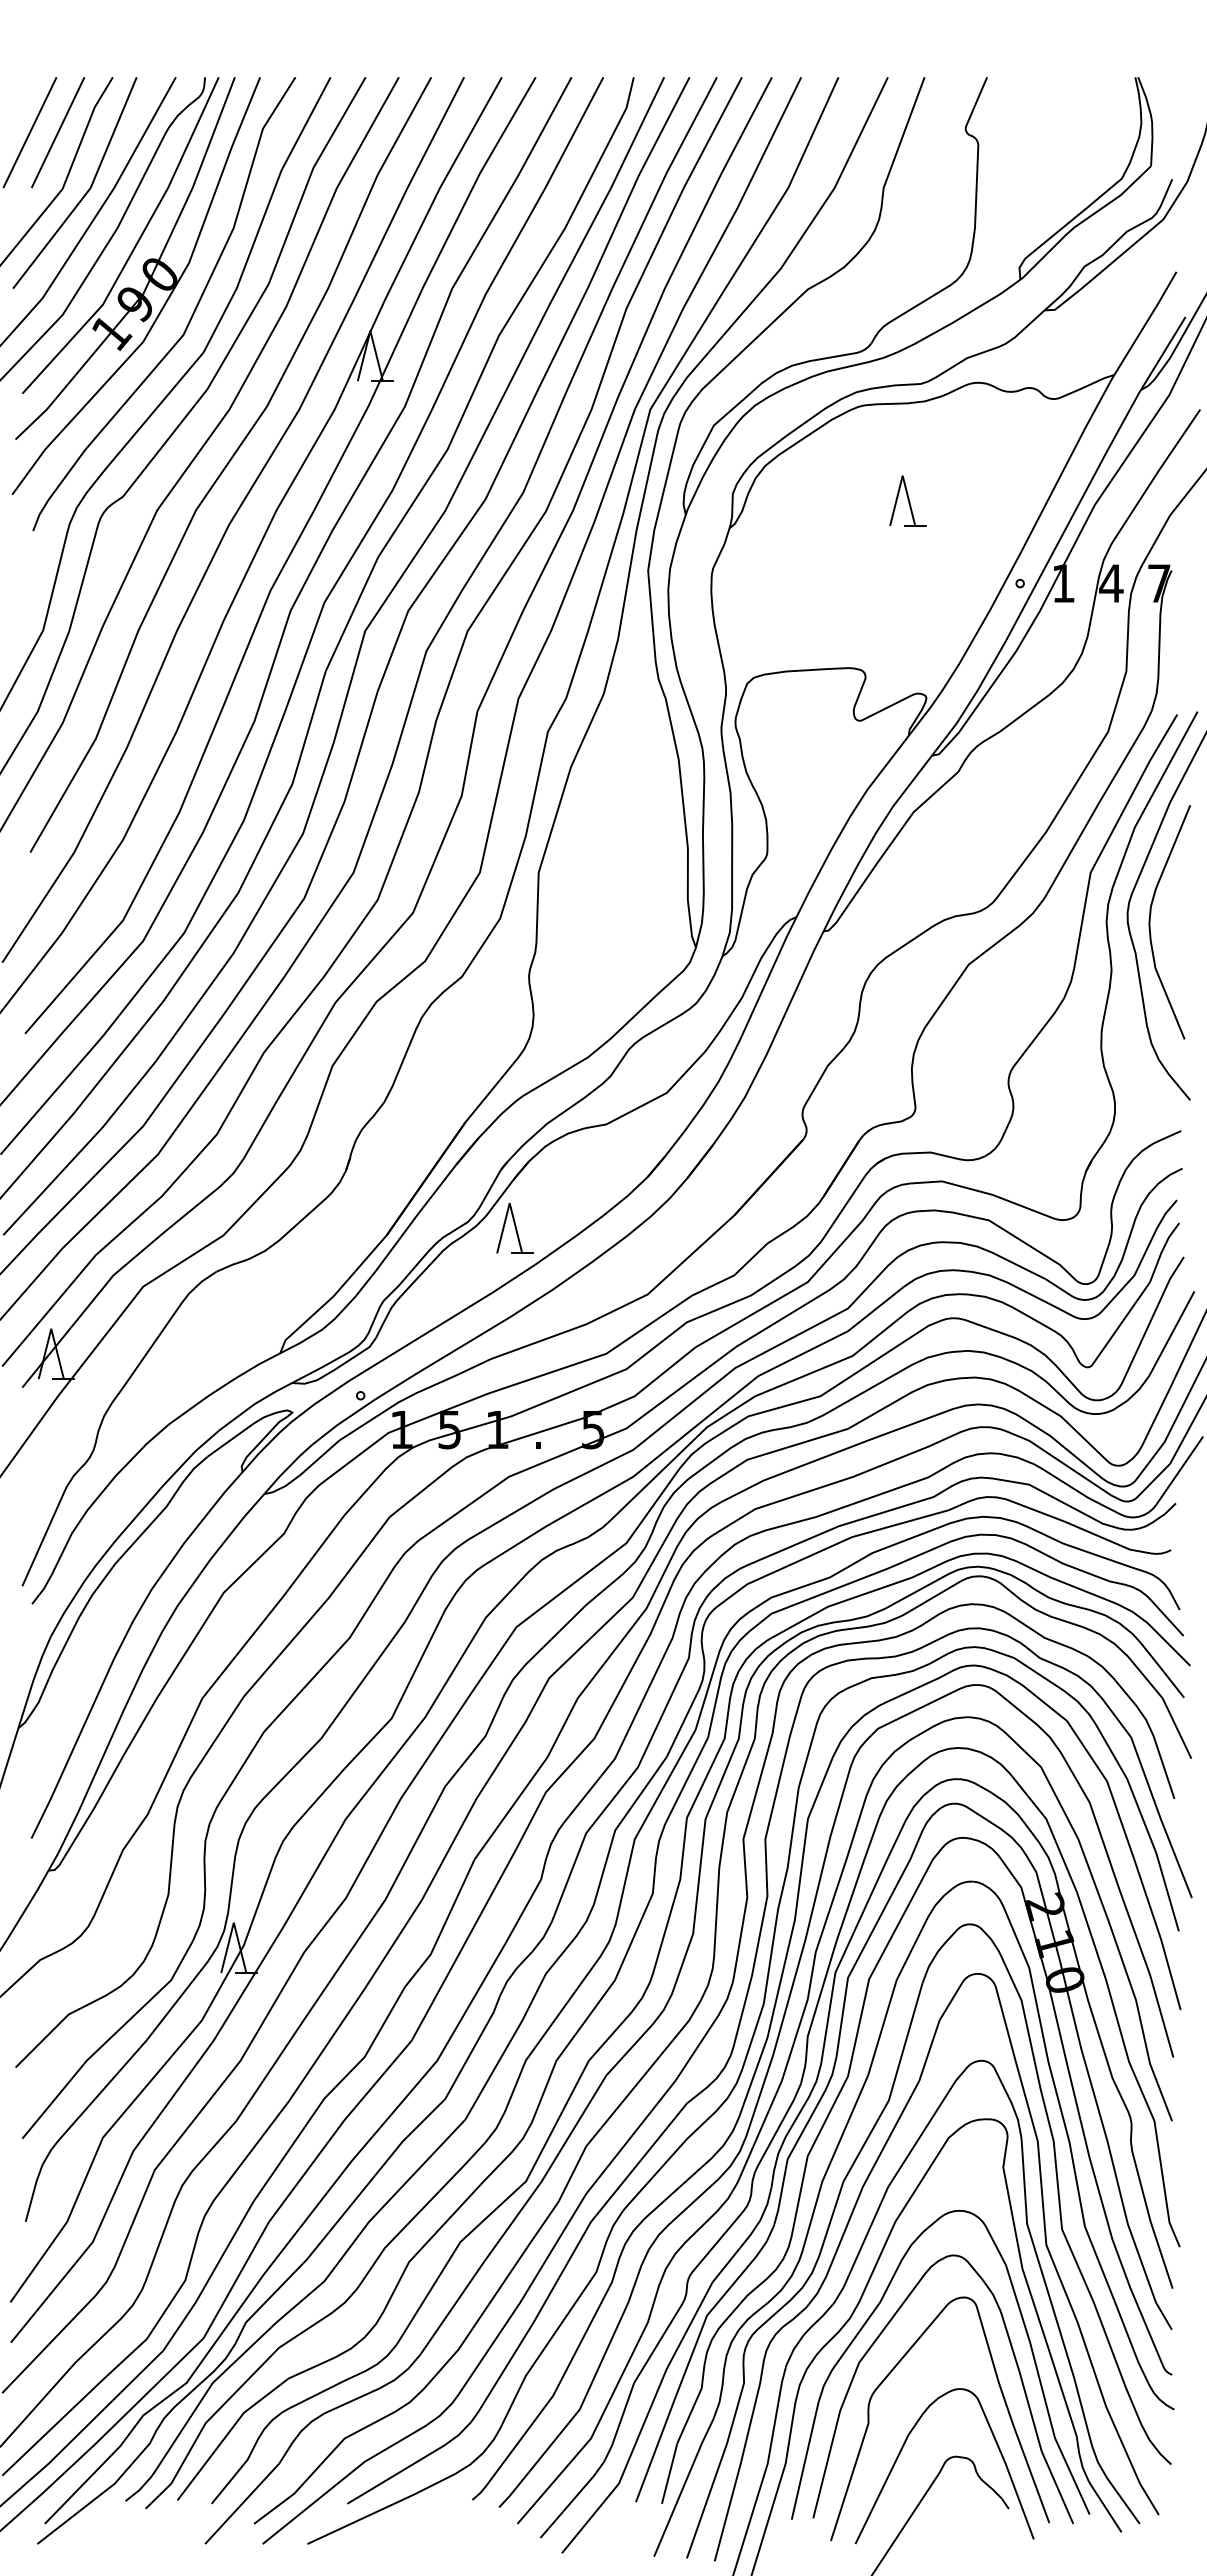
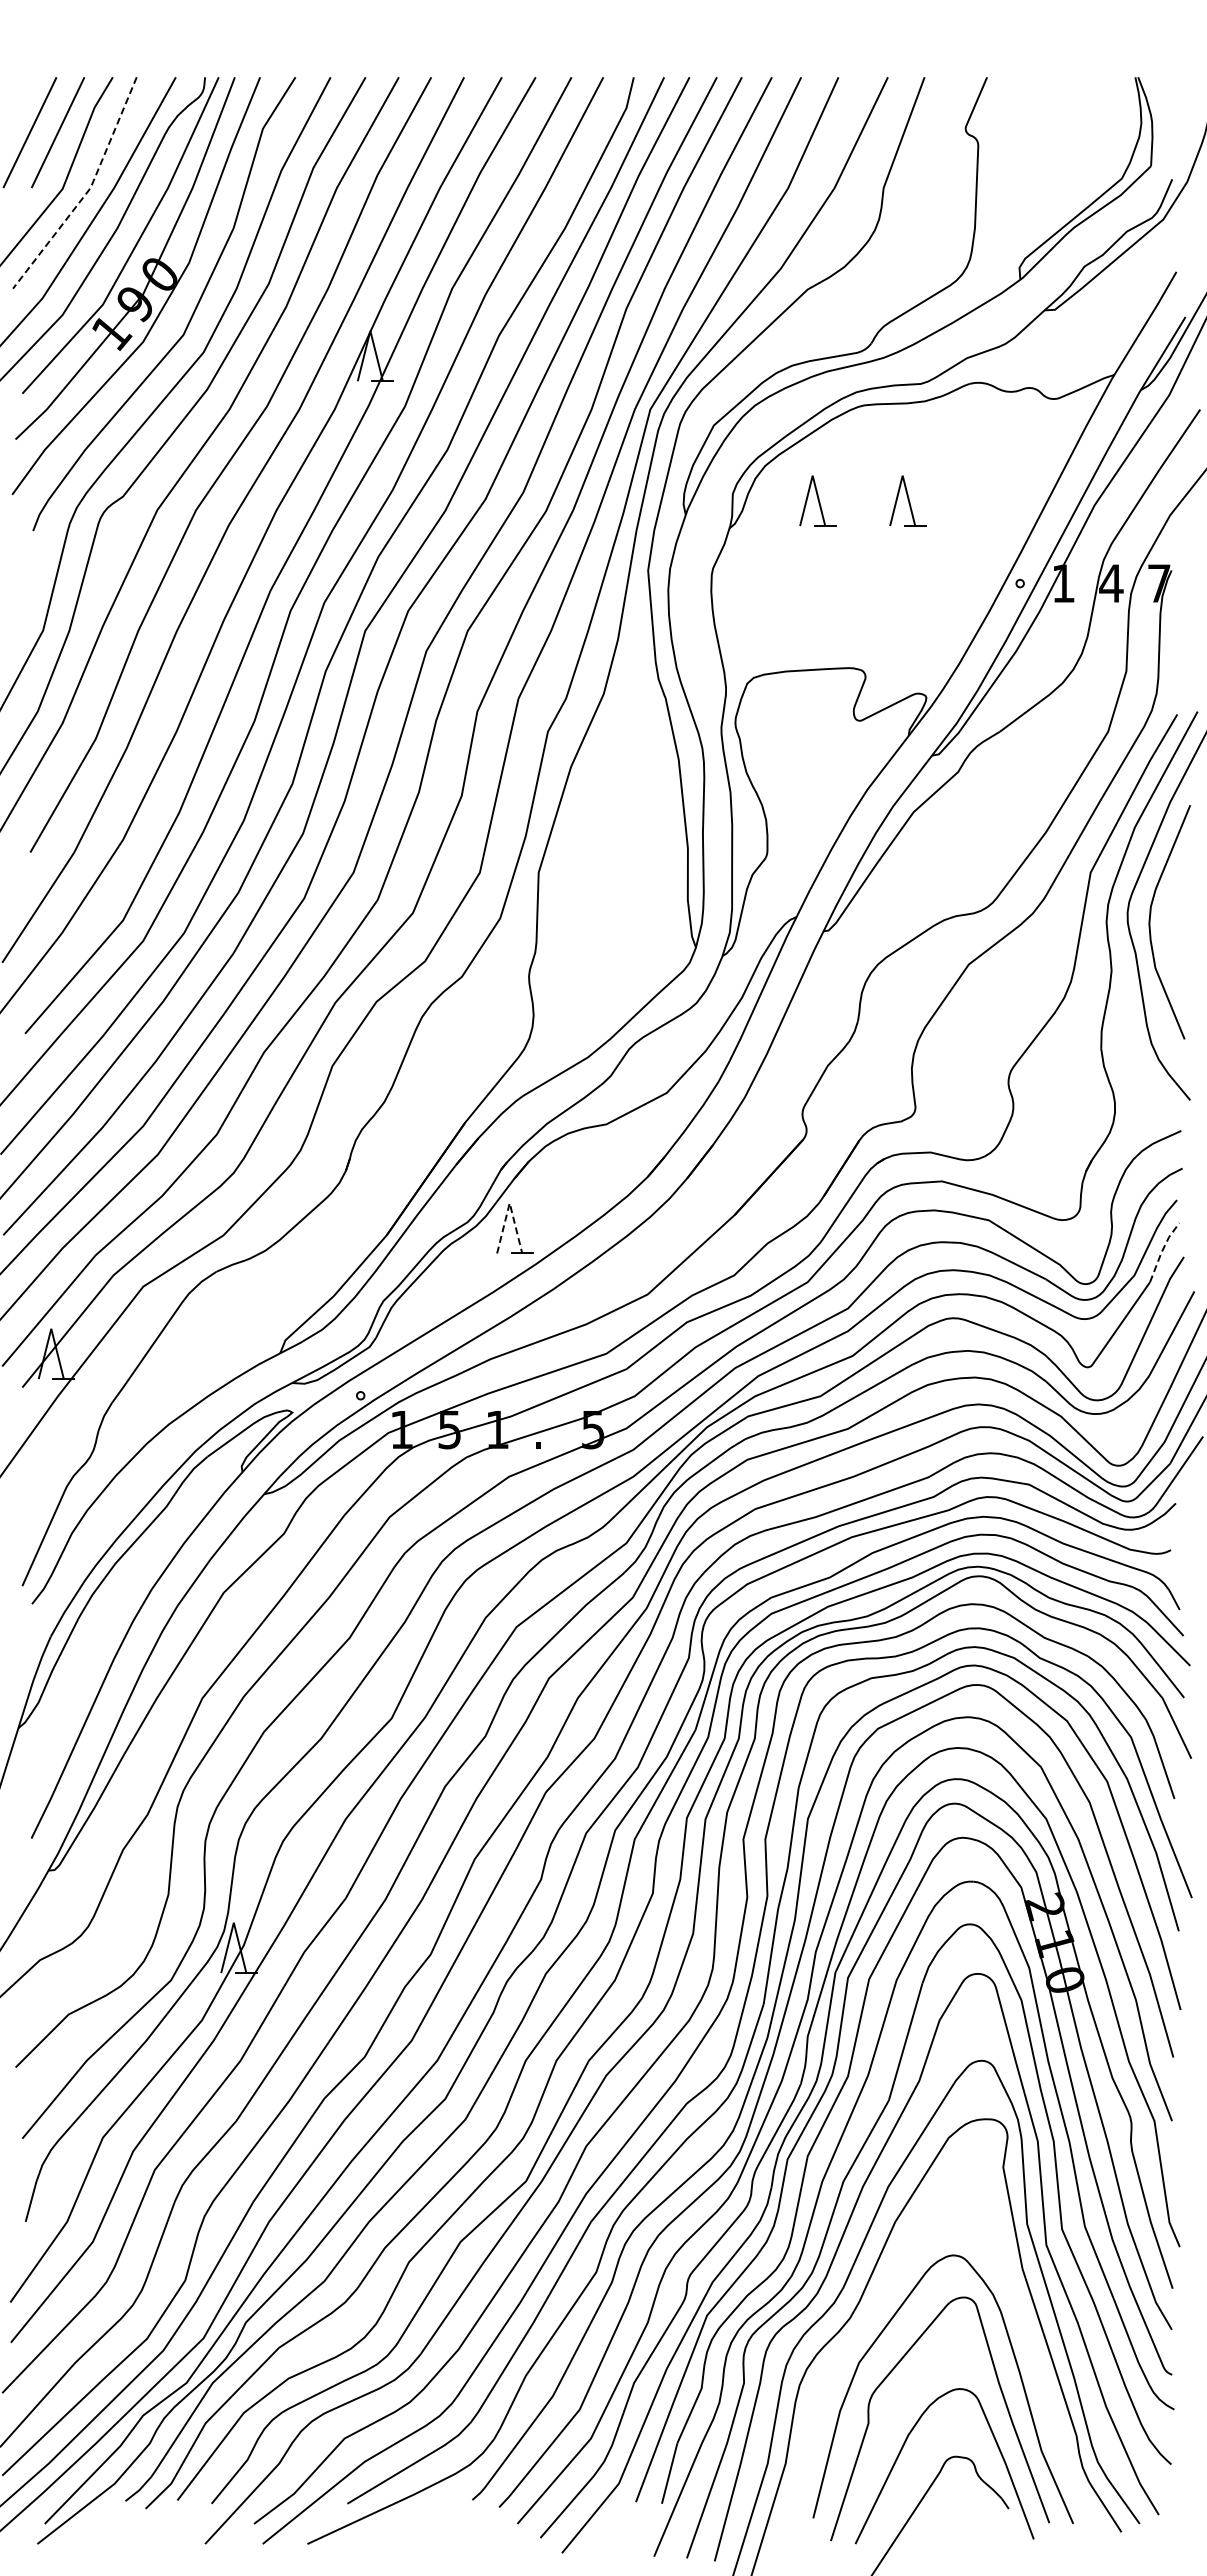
line: solid -> dashed (88, 191)
part: none -> present (817, 500)
line: solid -> dashed (509, 1203)
line: solid -> dashed (1162, 1251)
curve: present -> none (874, 2312)
